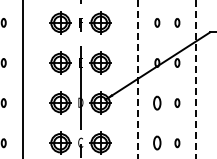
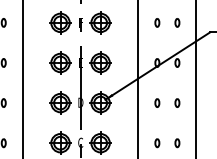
line: dashed -> solid (138, 79)
line: dashed -> solid (196, 79)
part size: 9x16 px -> 7x10 px (157, 102)
part size: 9x16 px -> 7x11 px (157, 143)
